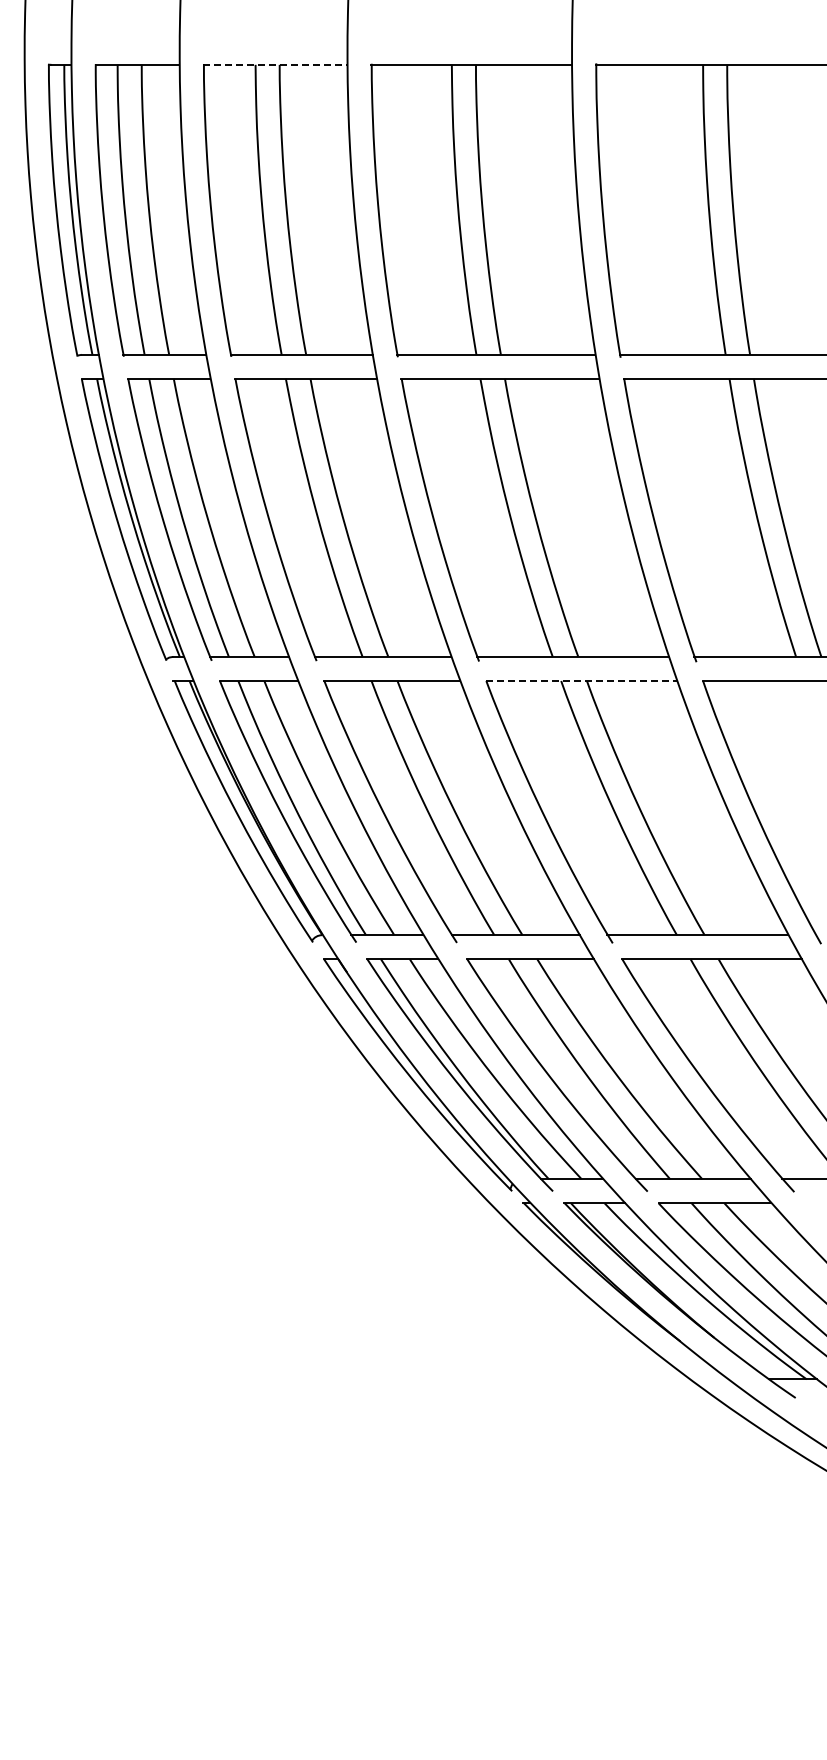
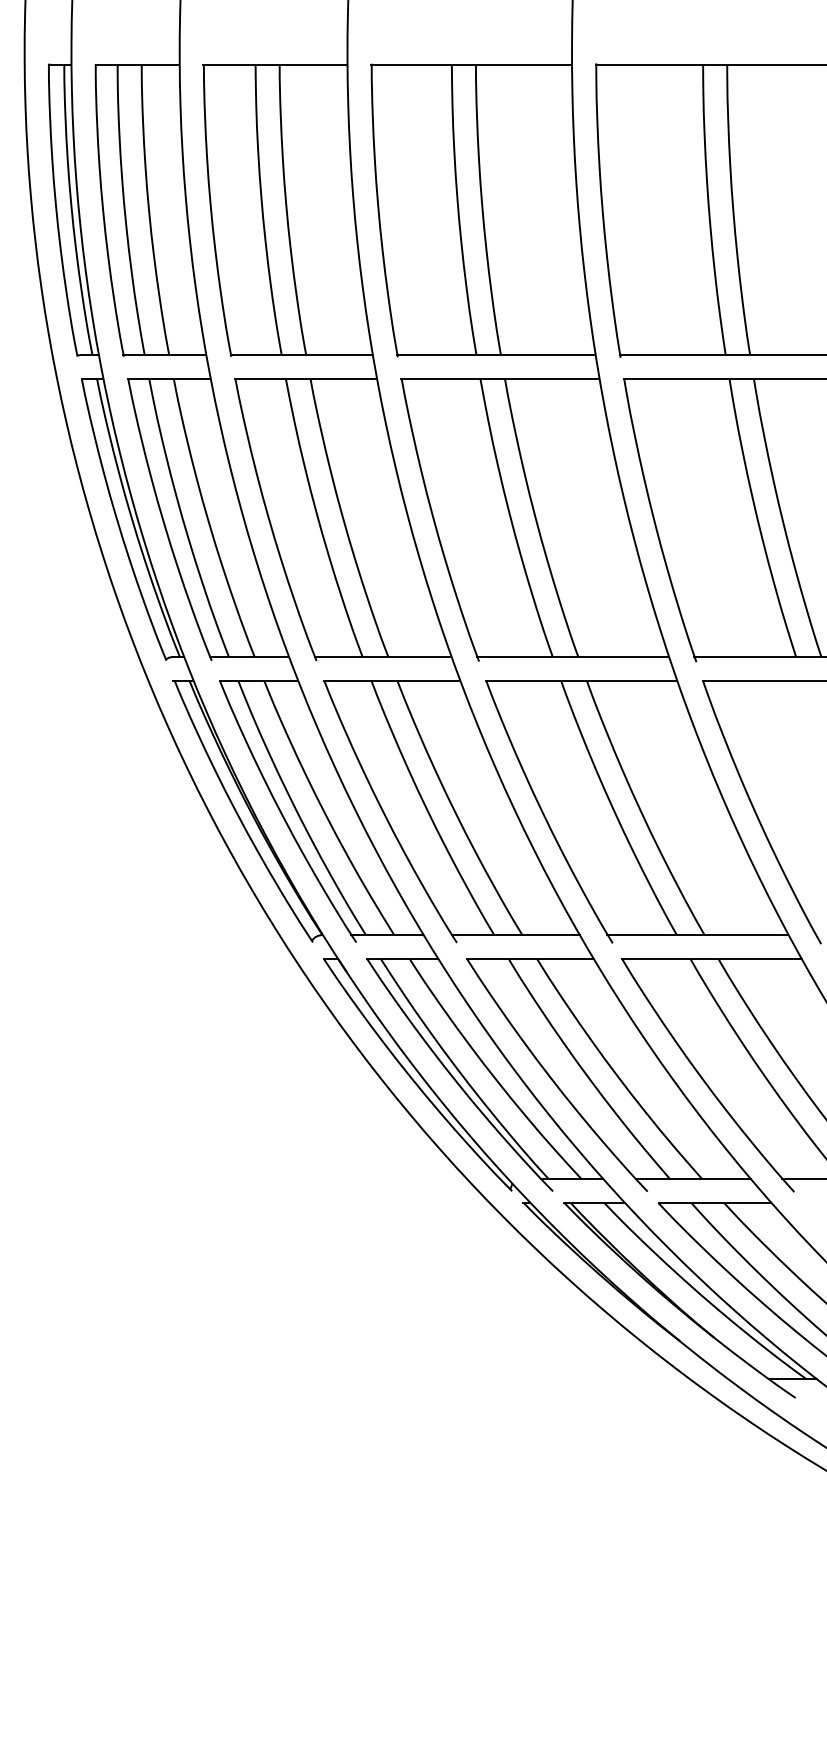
line: dashed -> solid (275, 64)
line: dashed -> solid (581, 681)
